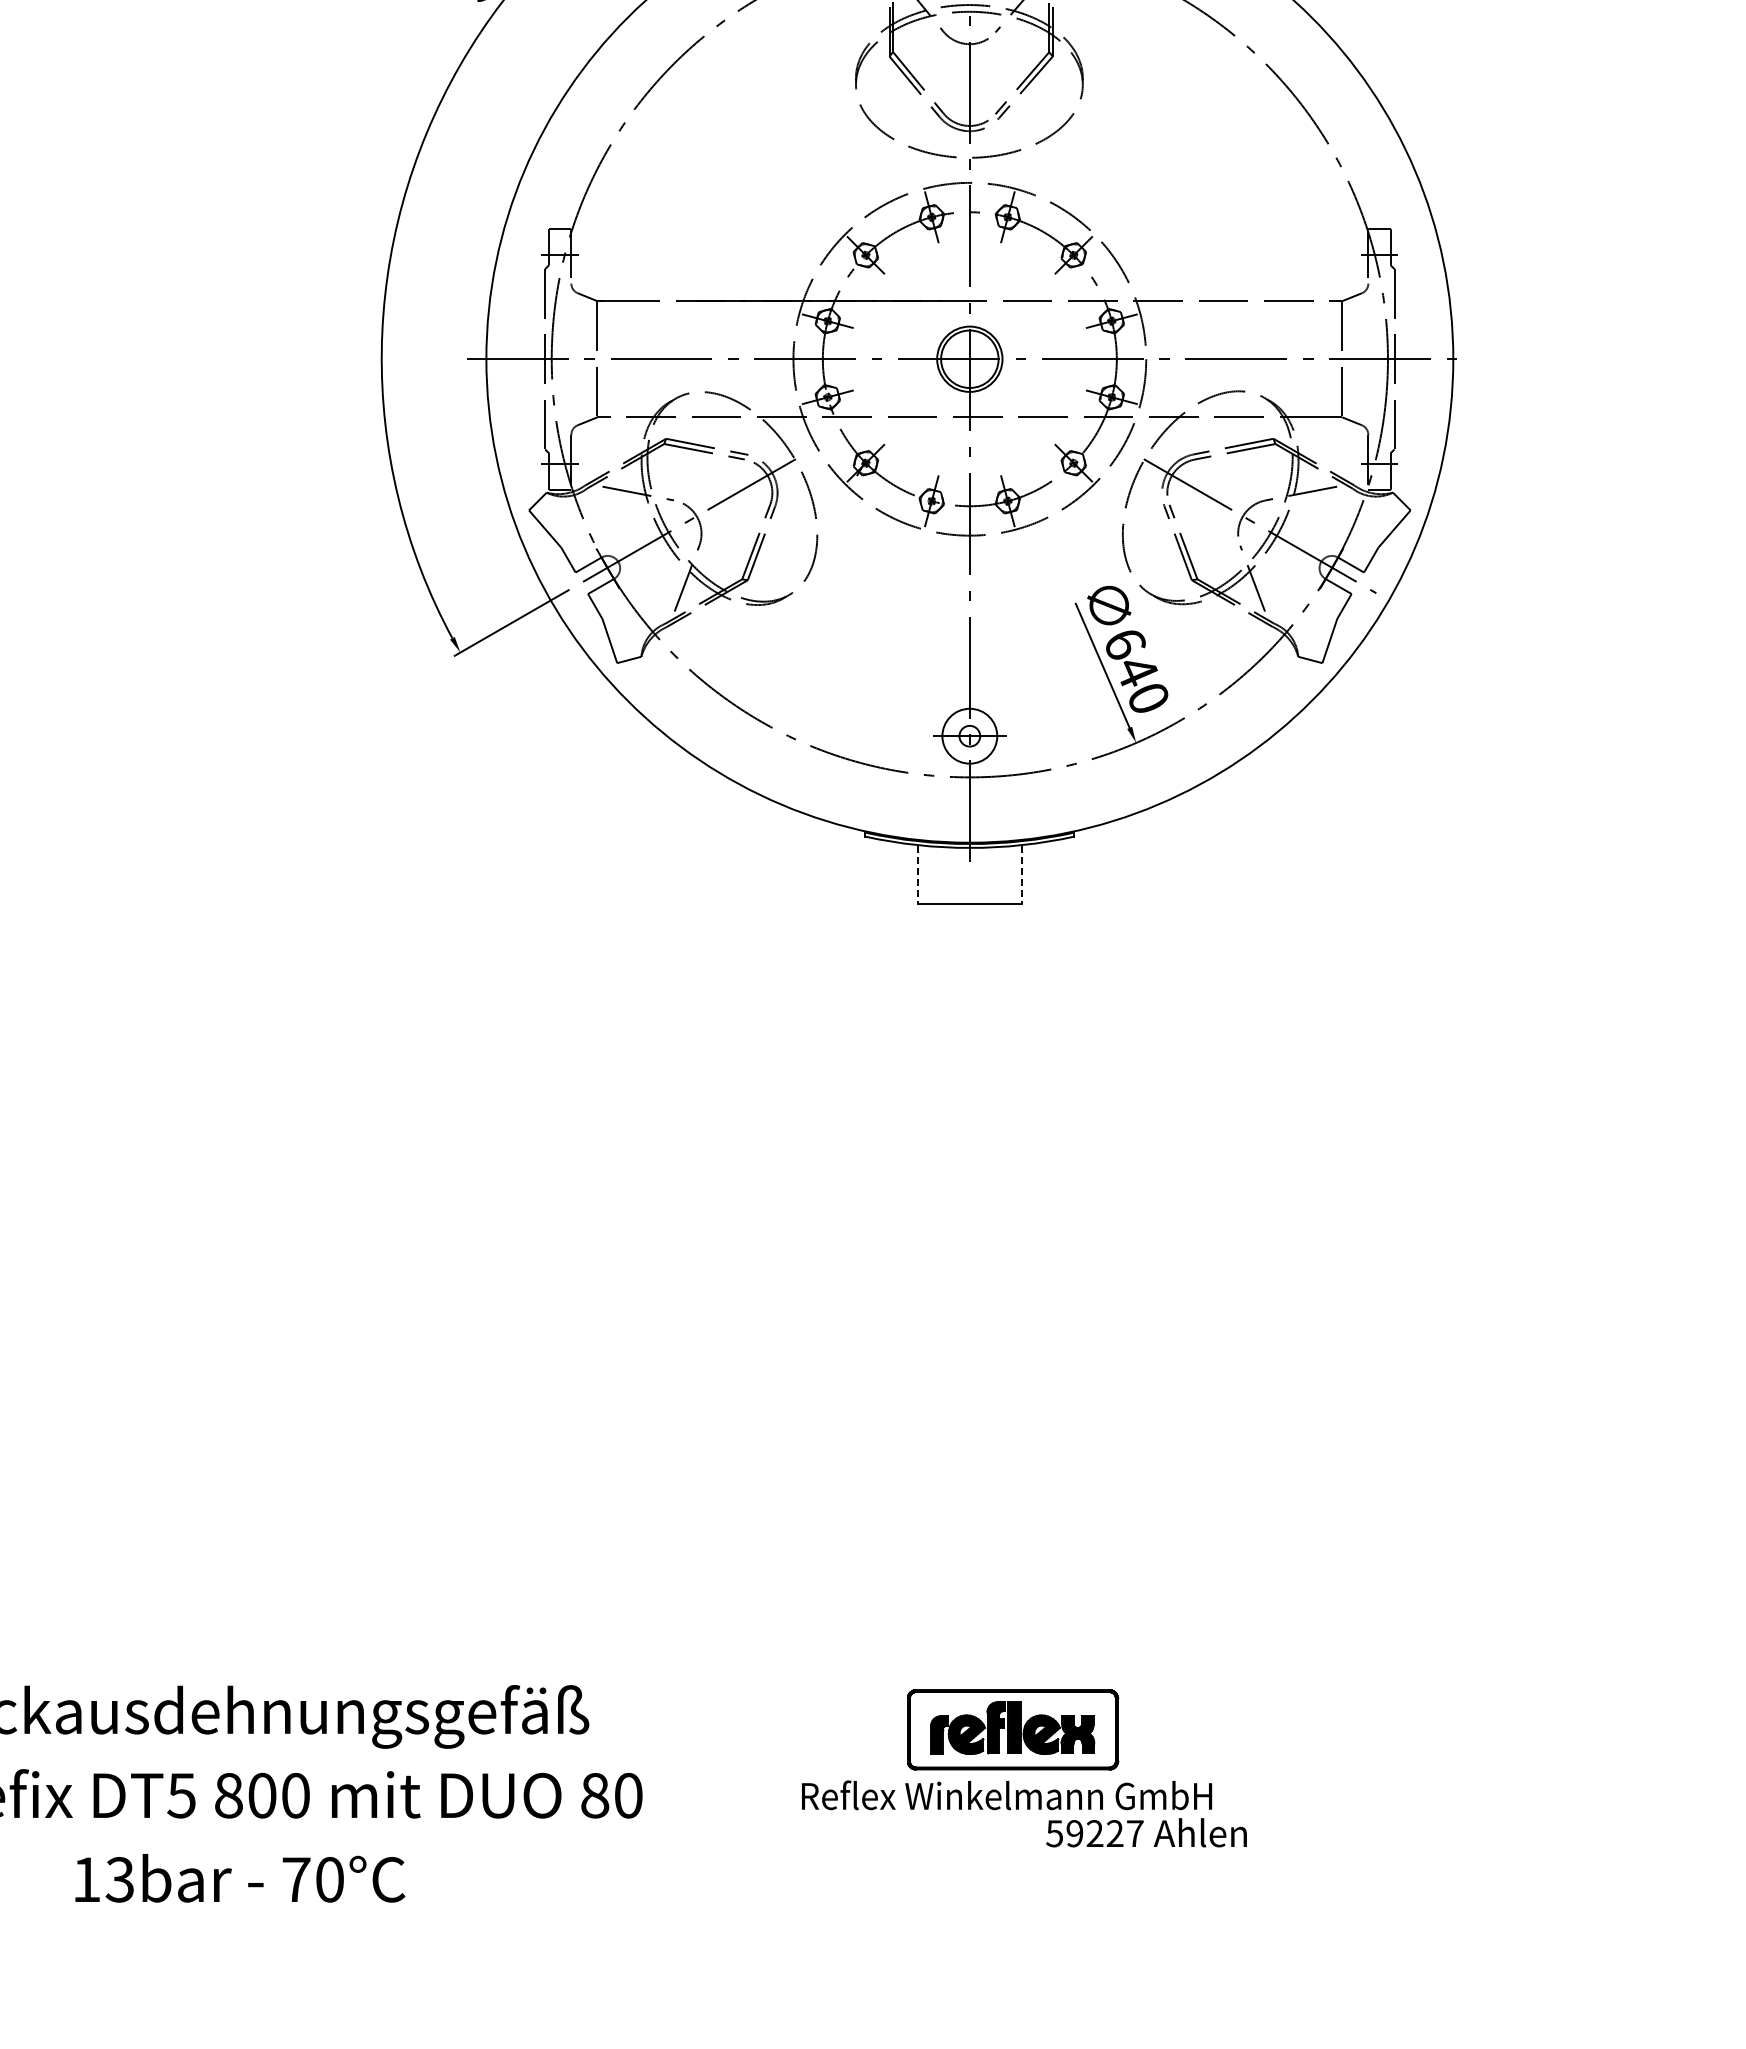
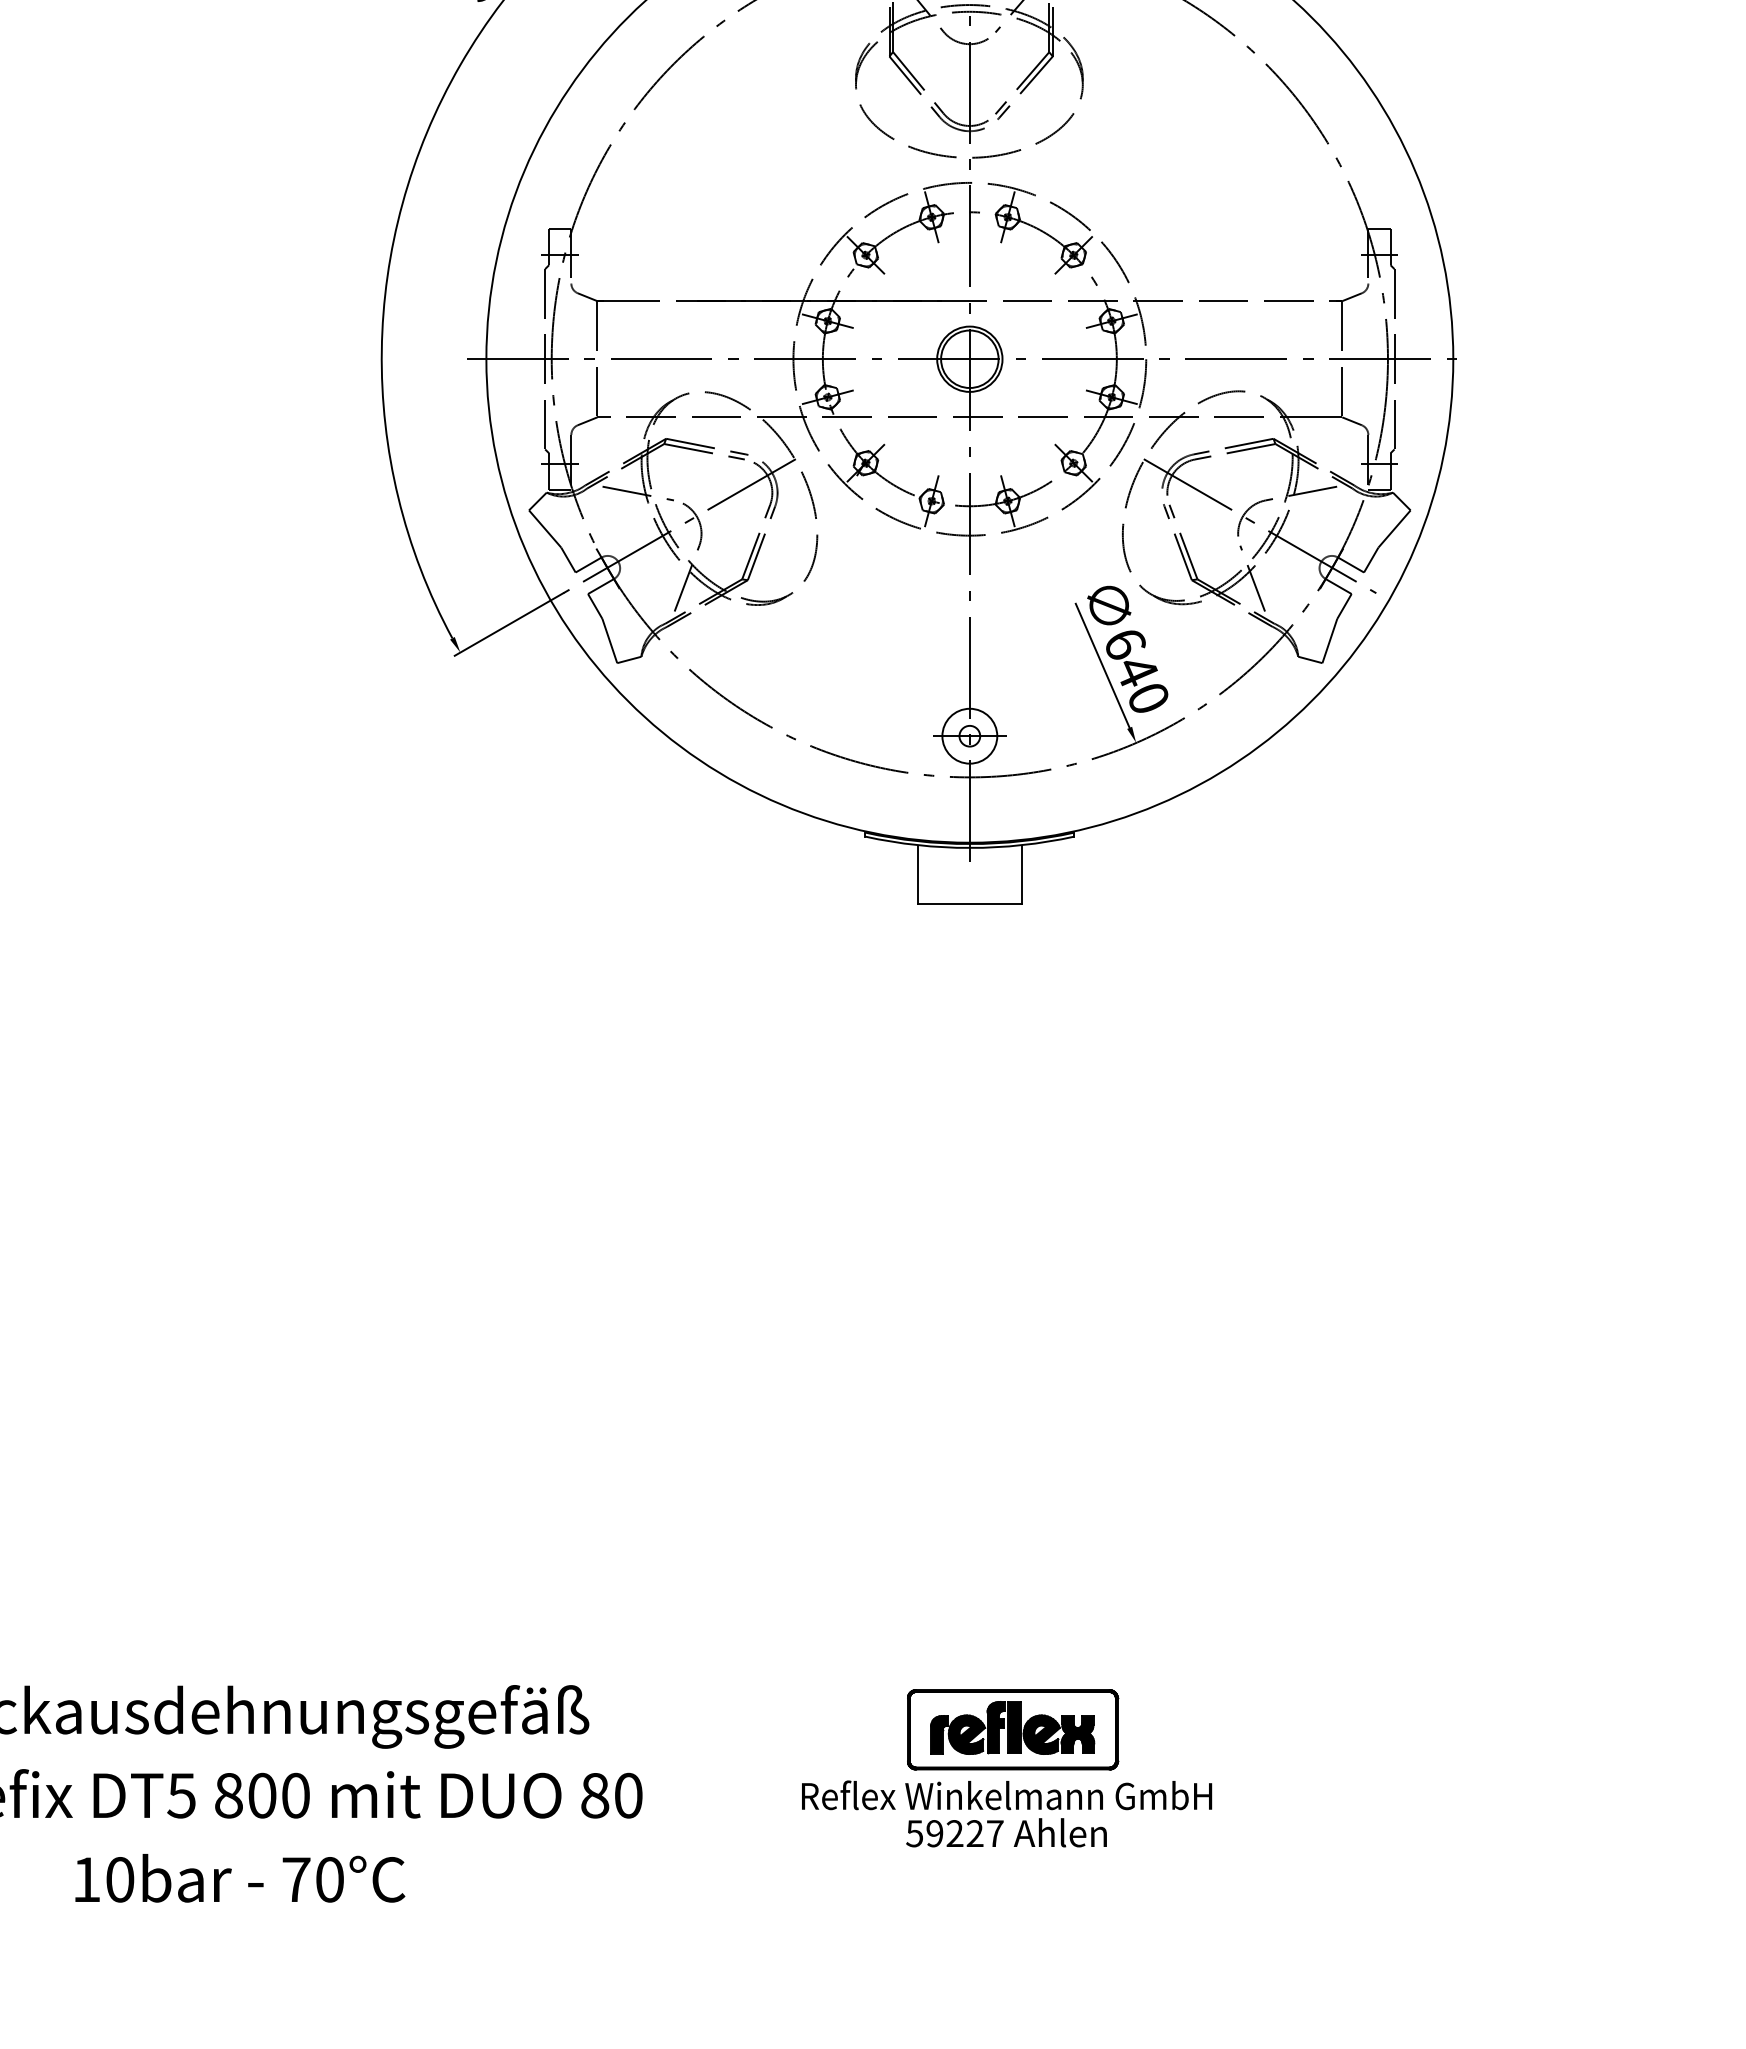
line: dashed -> solid (917, 874)
line: dashed -> solid (1022, 874)
text position: (1146, 1832) -> (1006, 1832) (1006, 1832)
text: 13bar -> 10bar (119, 1879)
